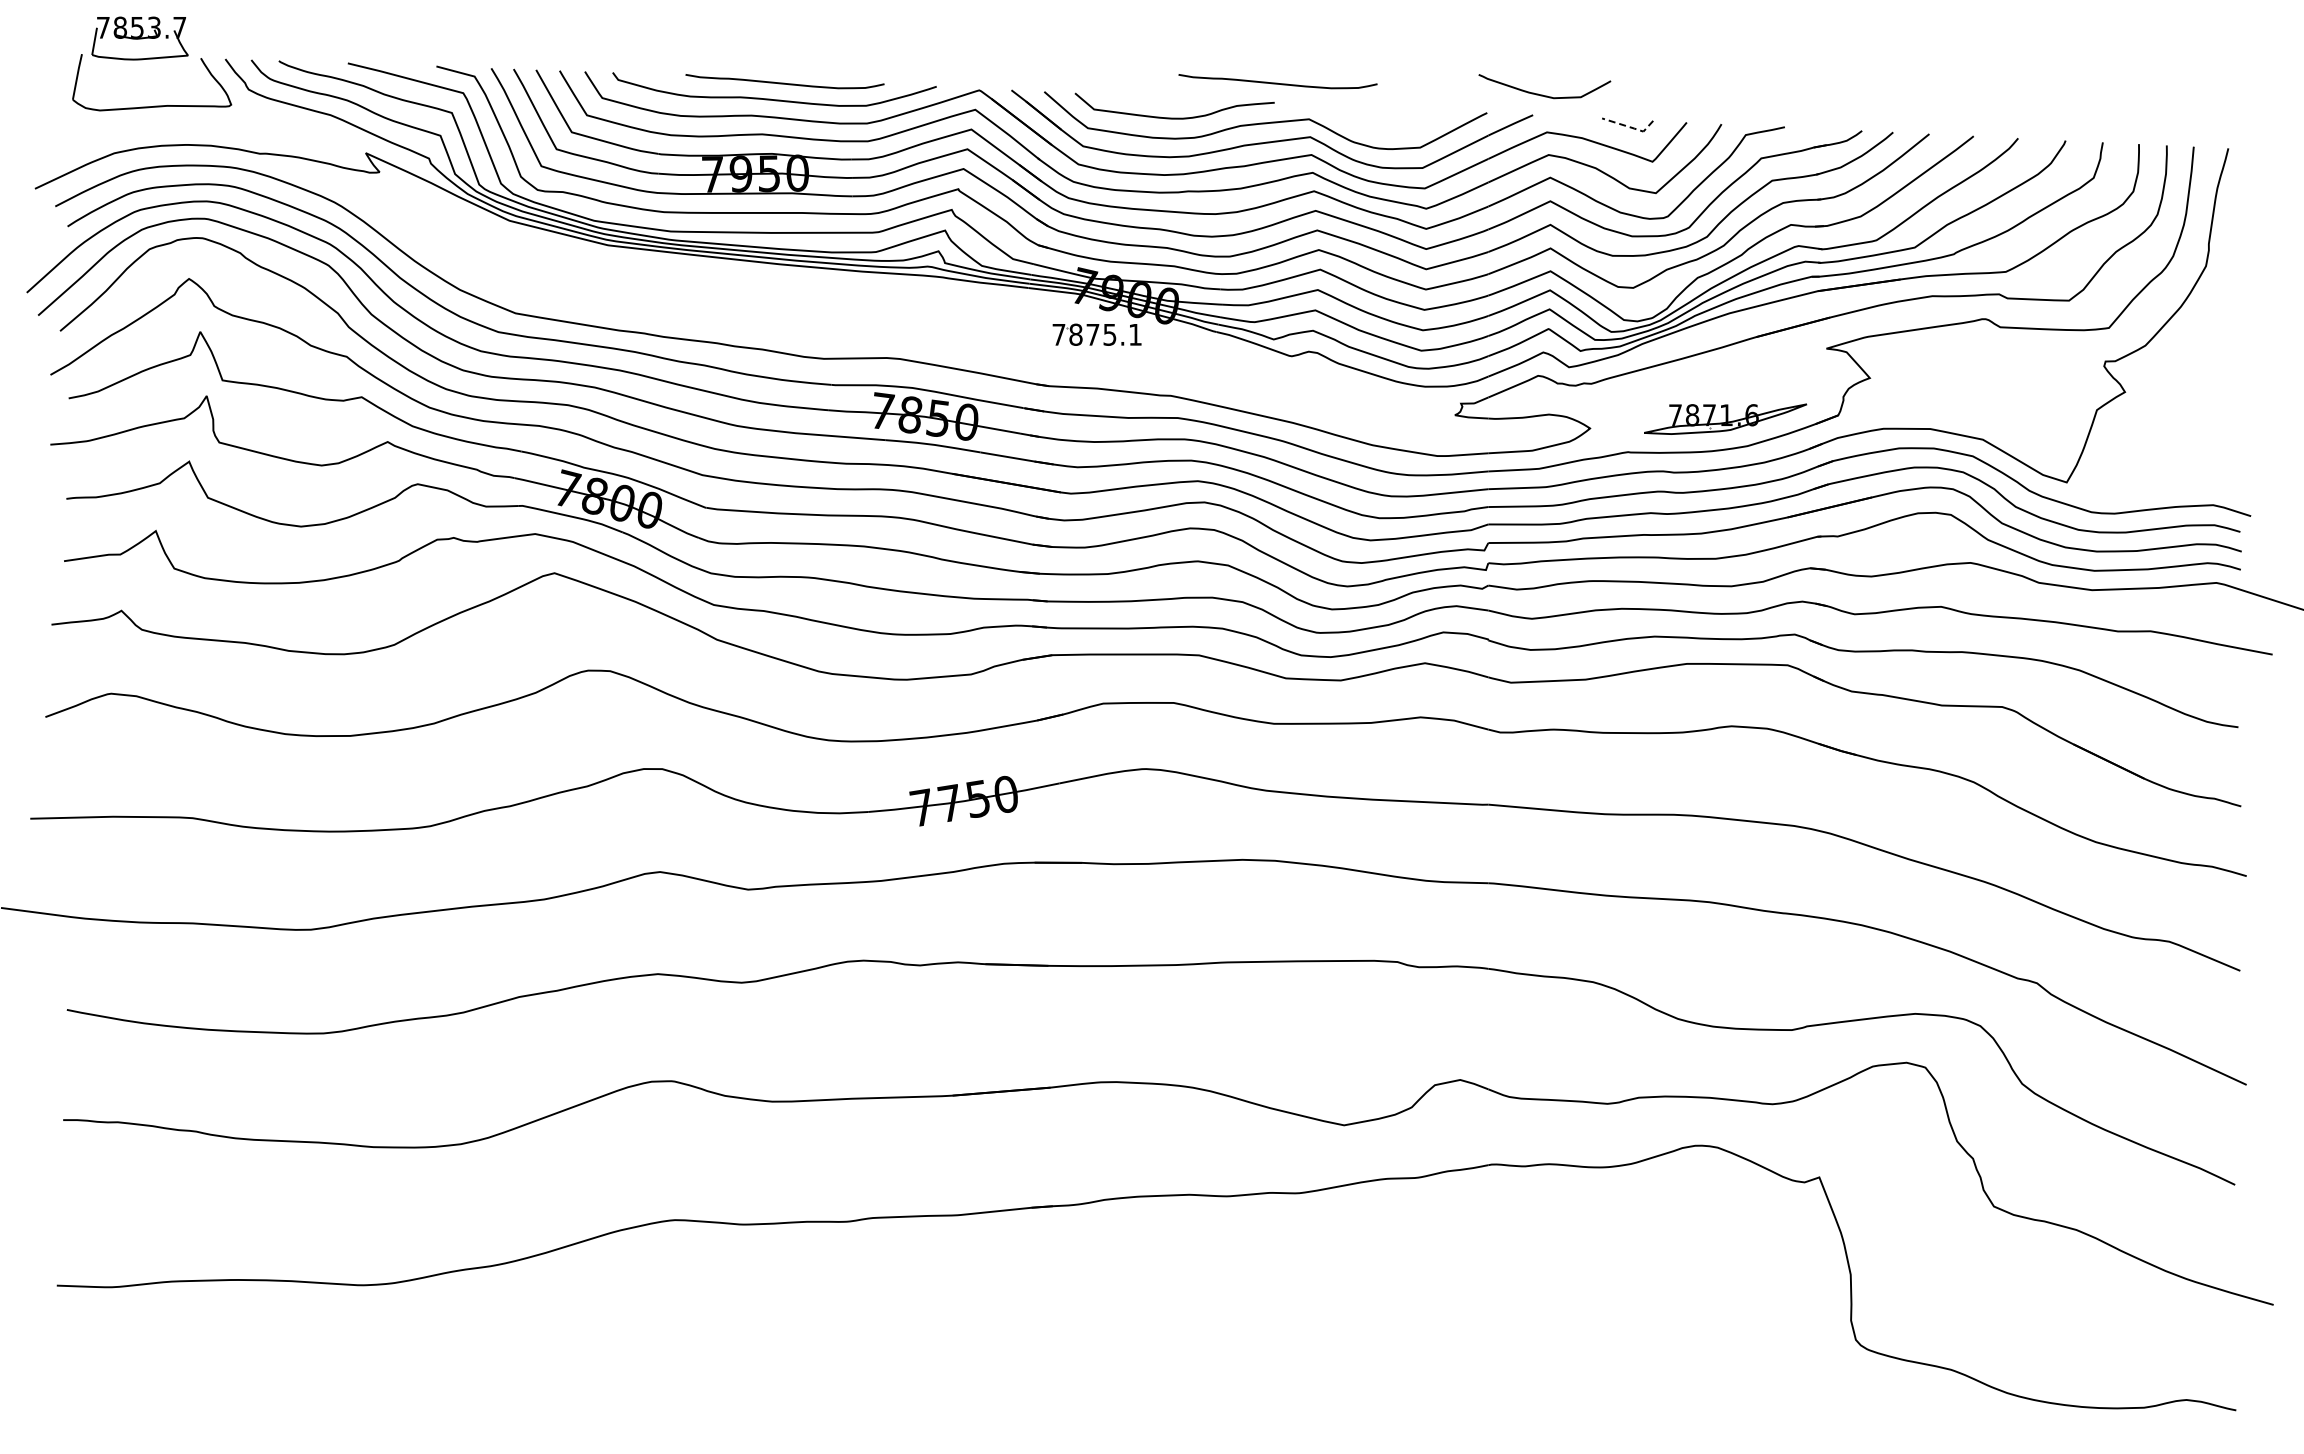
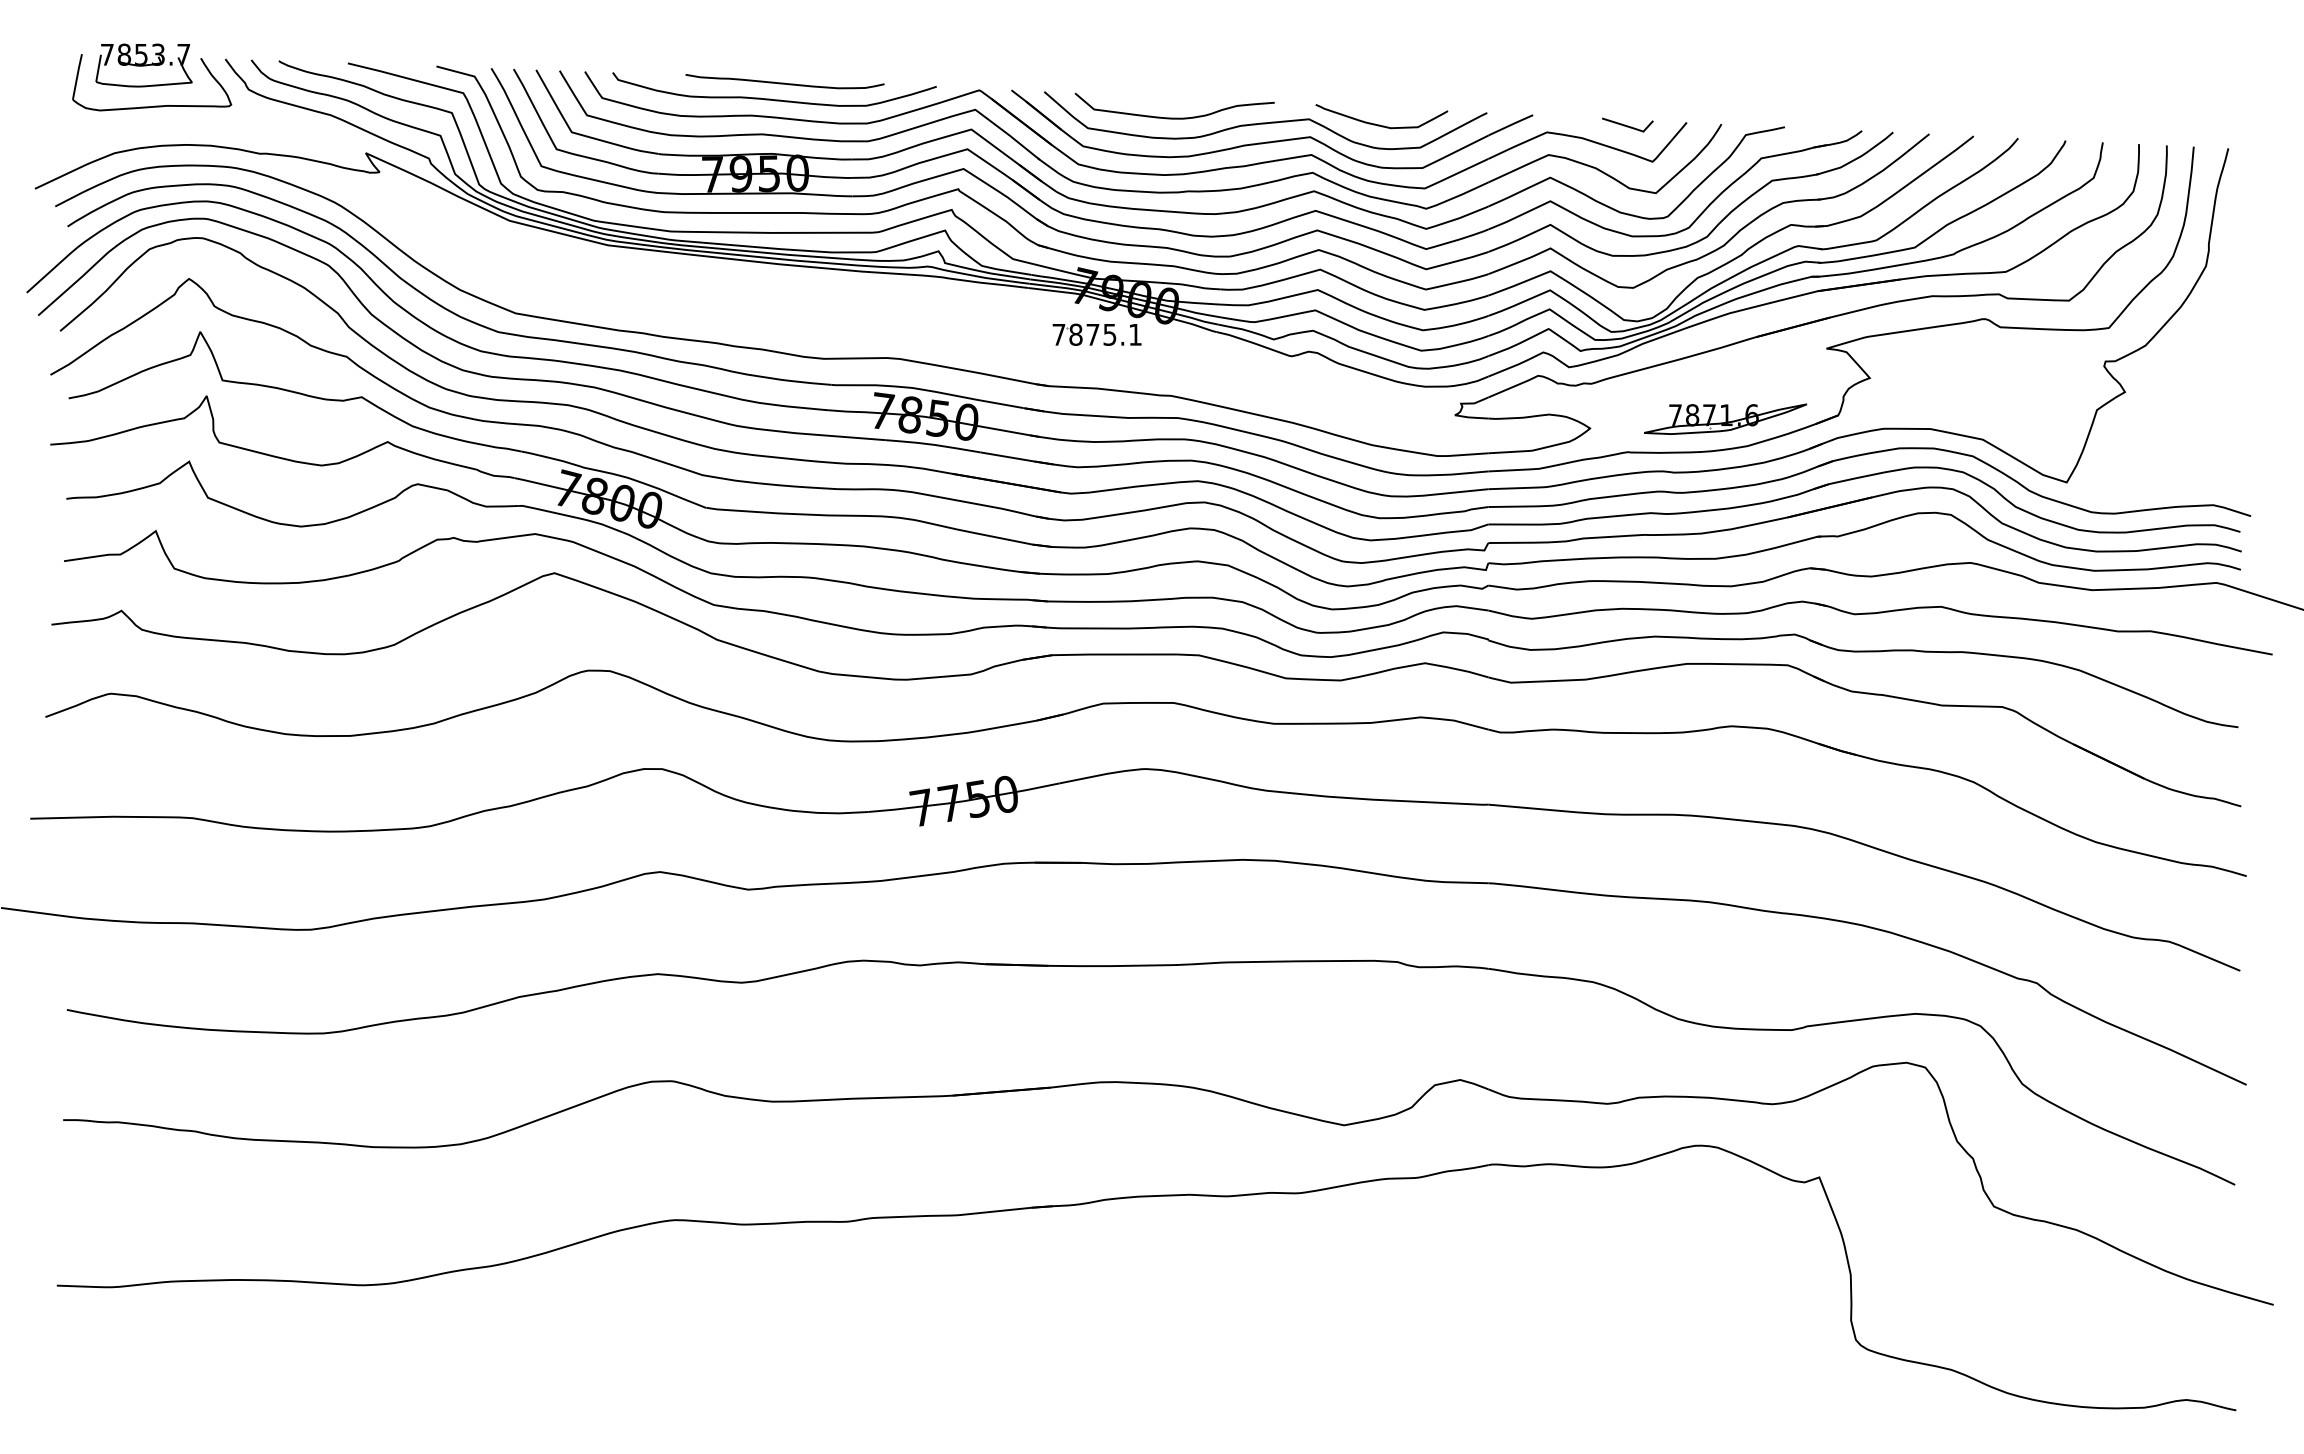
part position: (139, 38) -> (143, 65) (143, 65)
curve: present -> none (1277, 82)
curve position: (1542, 94) -> (1379, 124) (1379, 124)
line: dashed -> solid (1630, 127)
